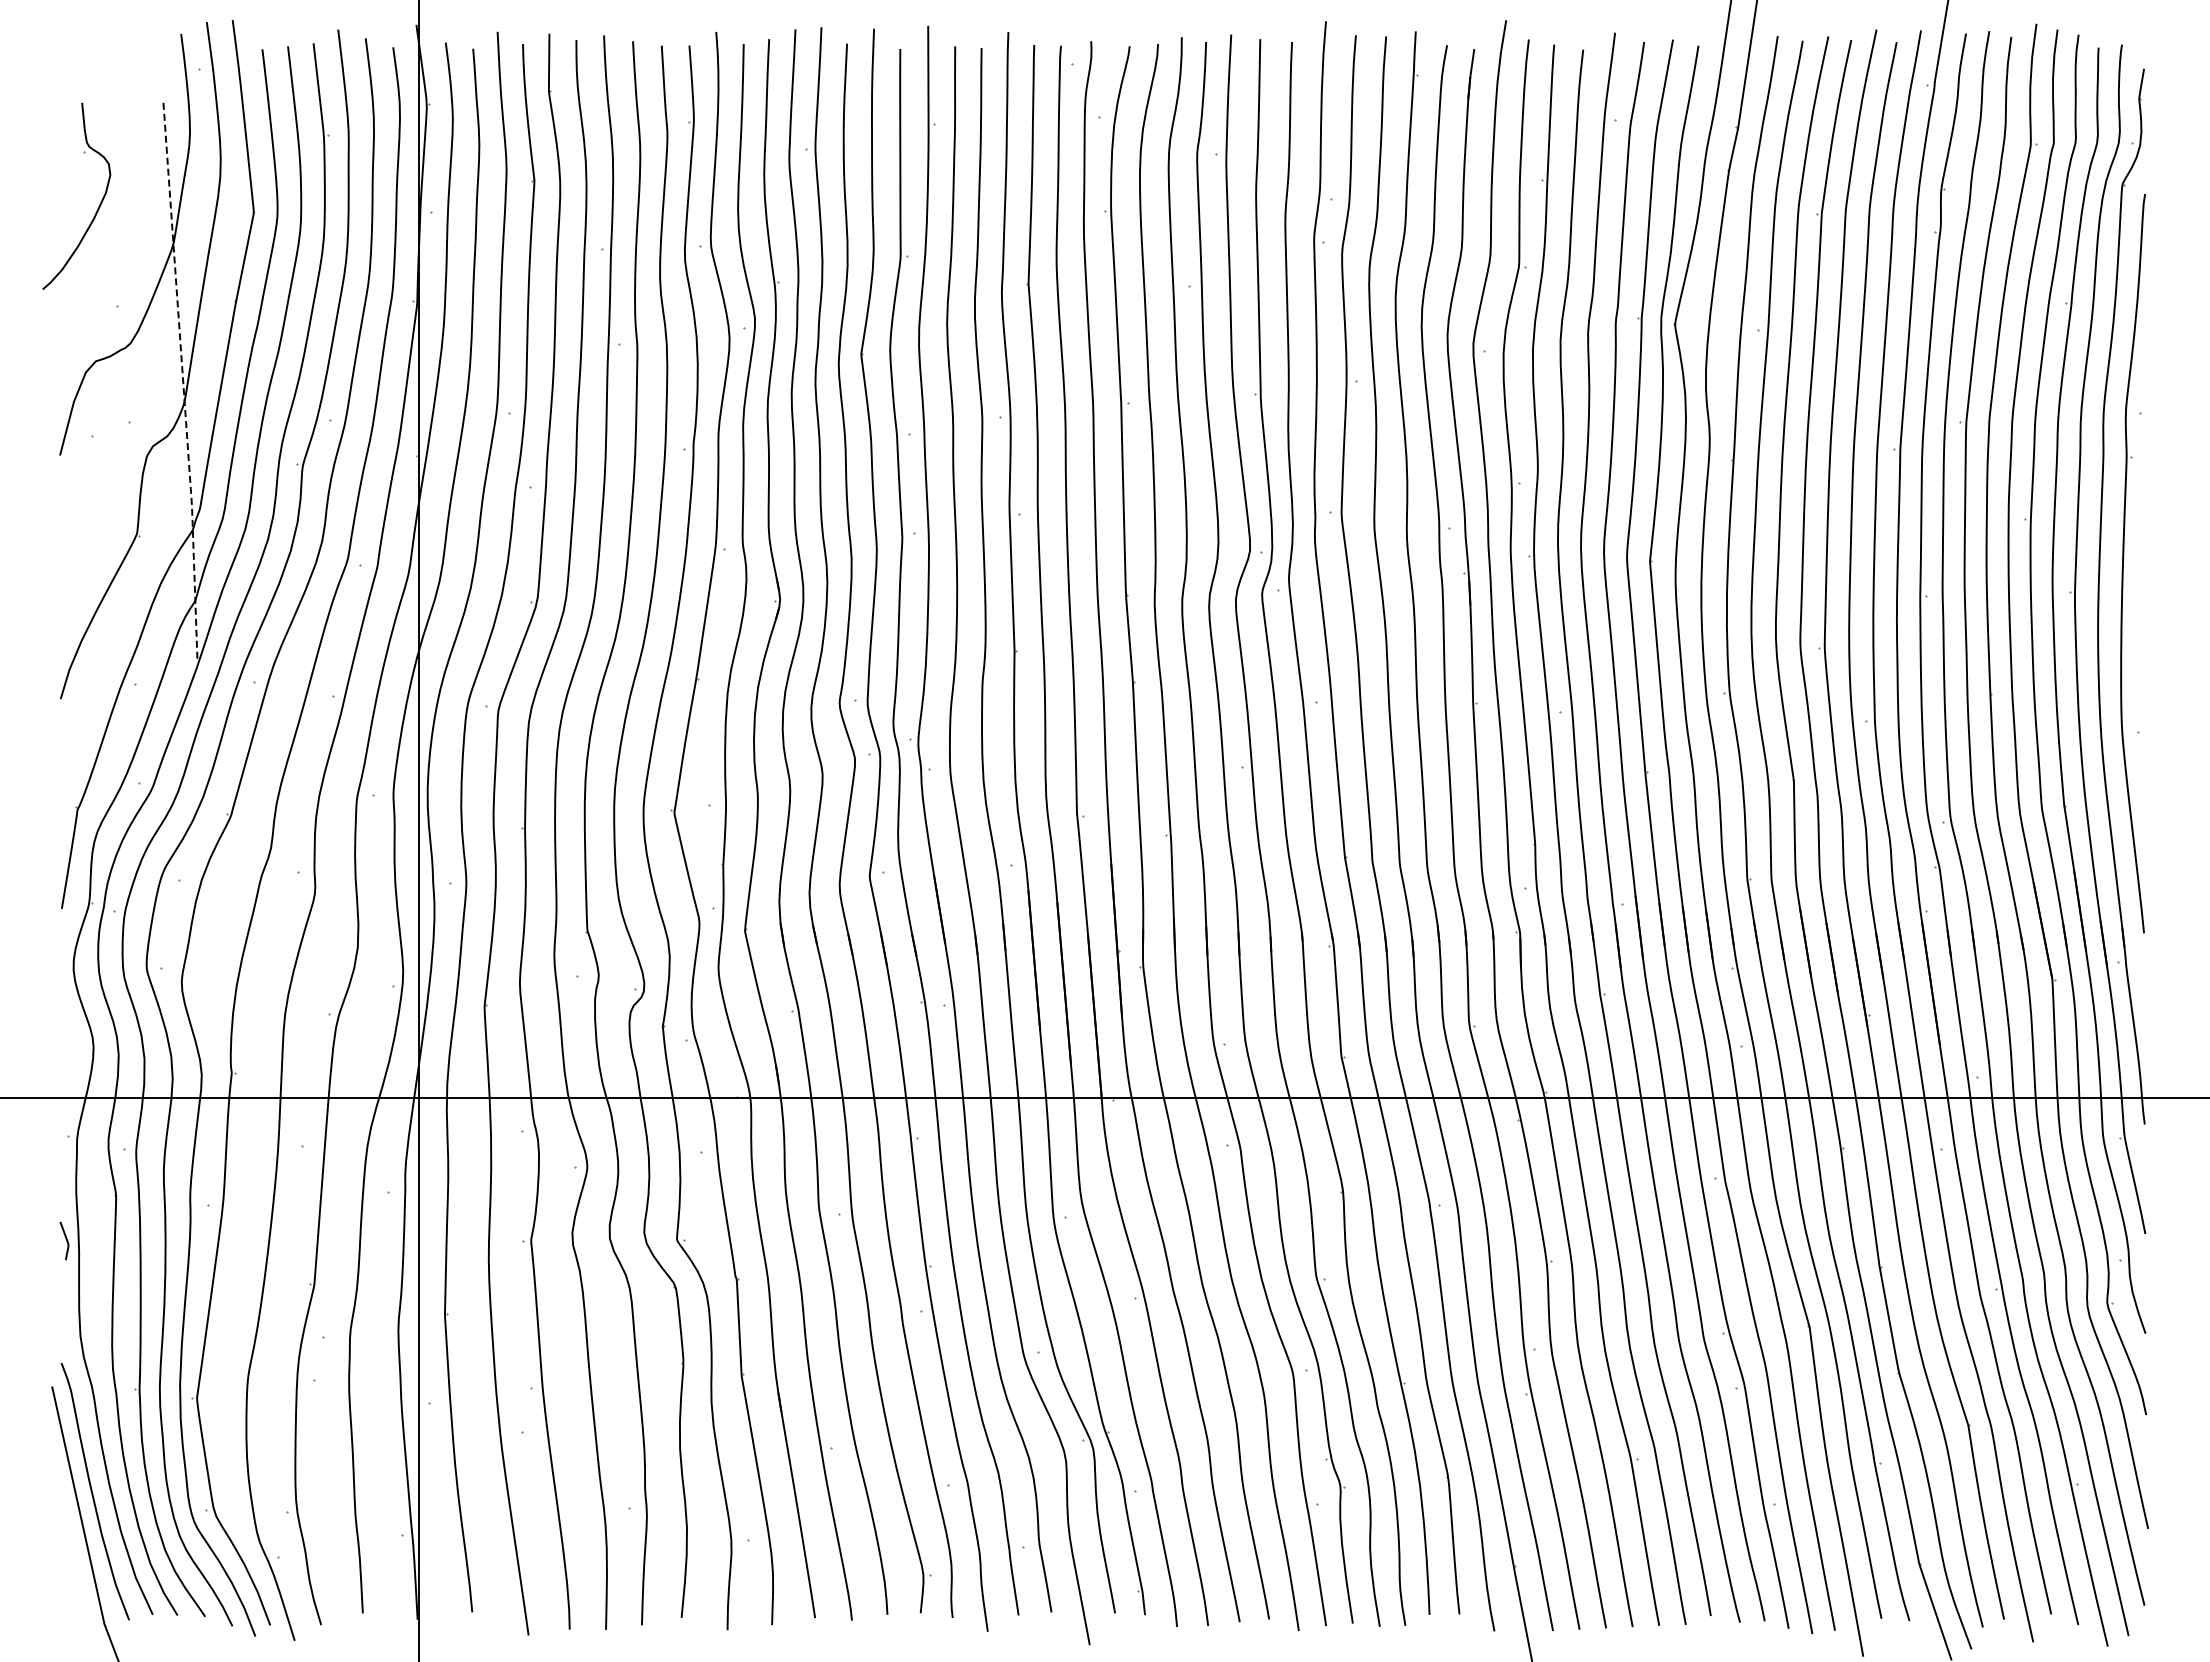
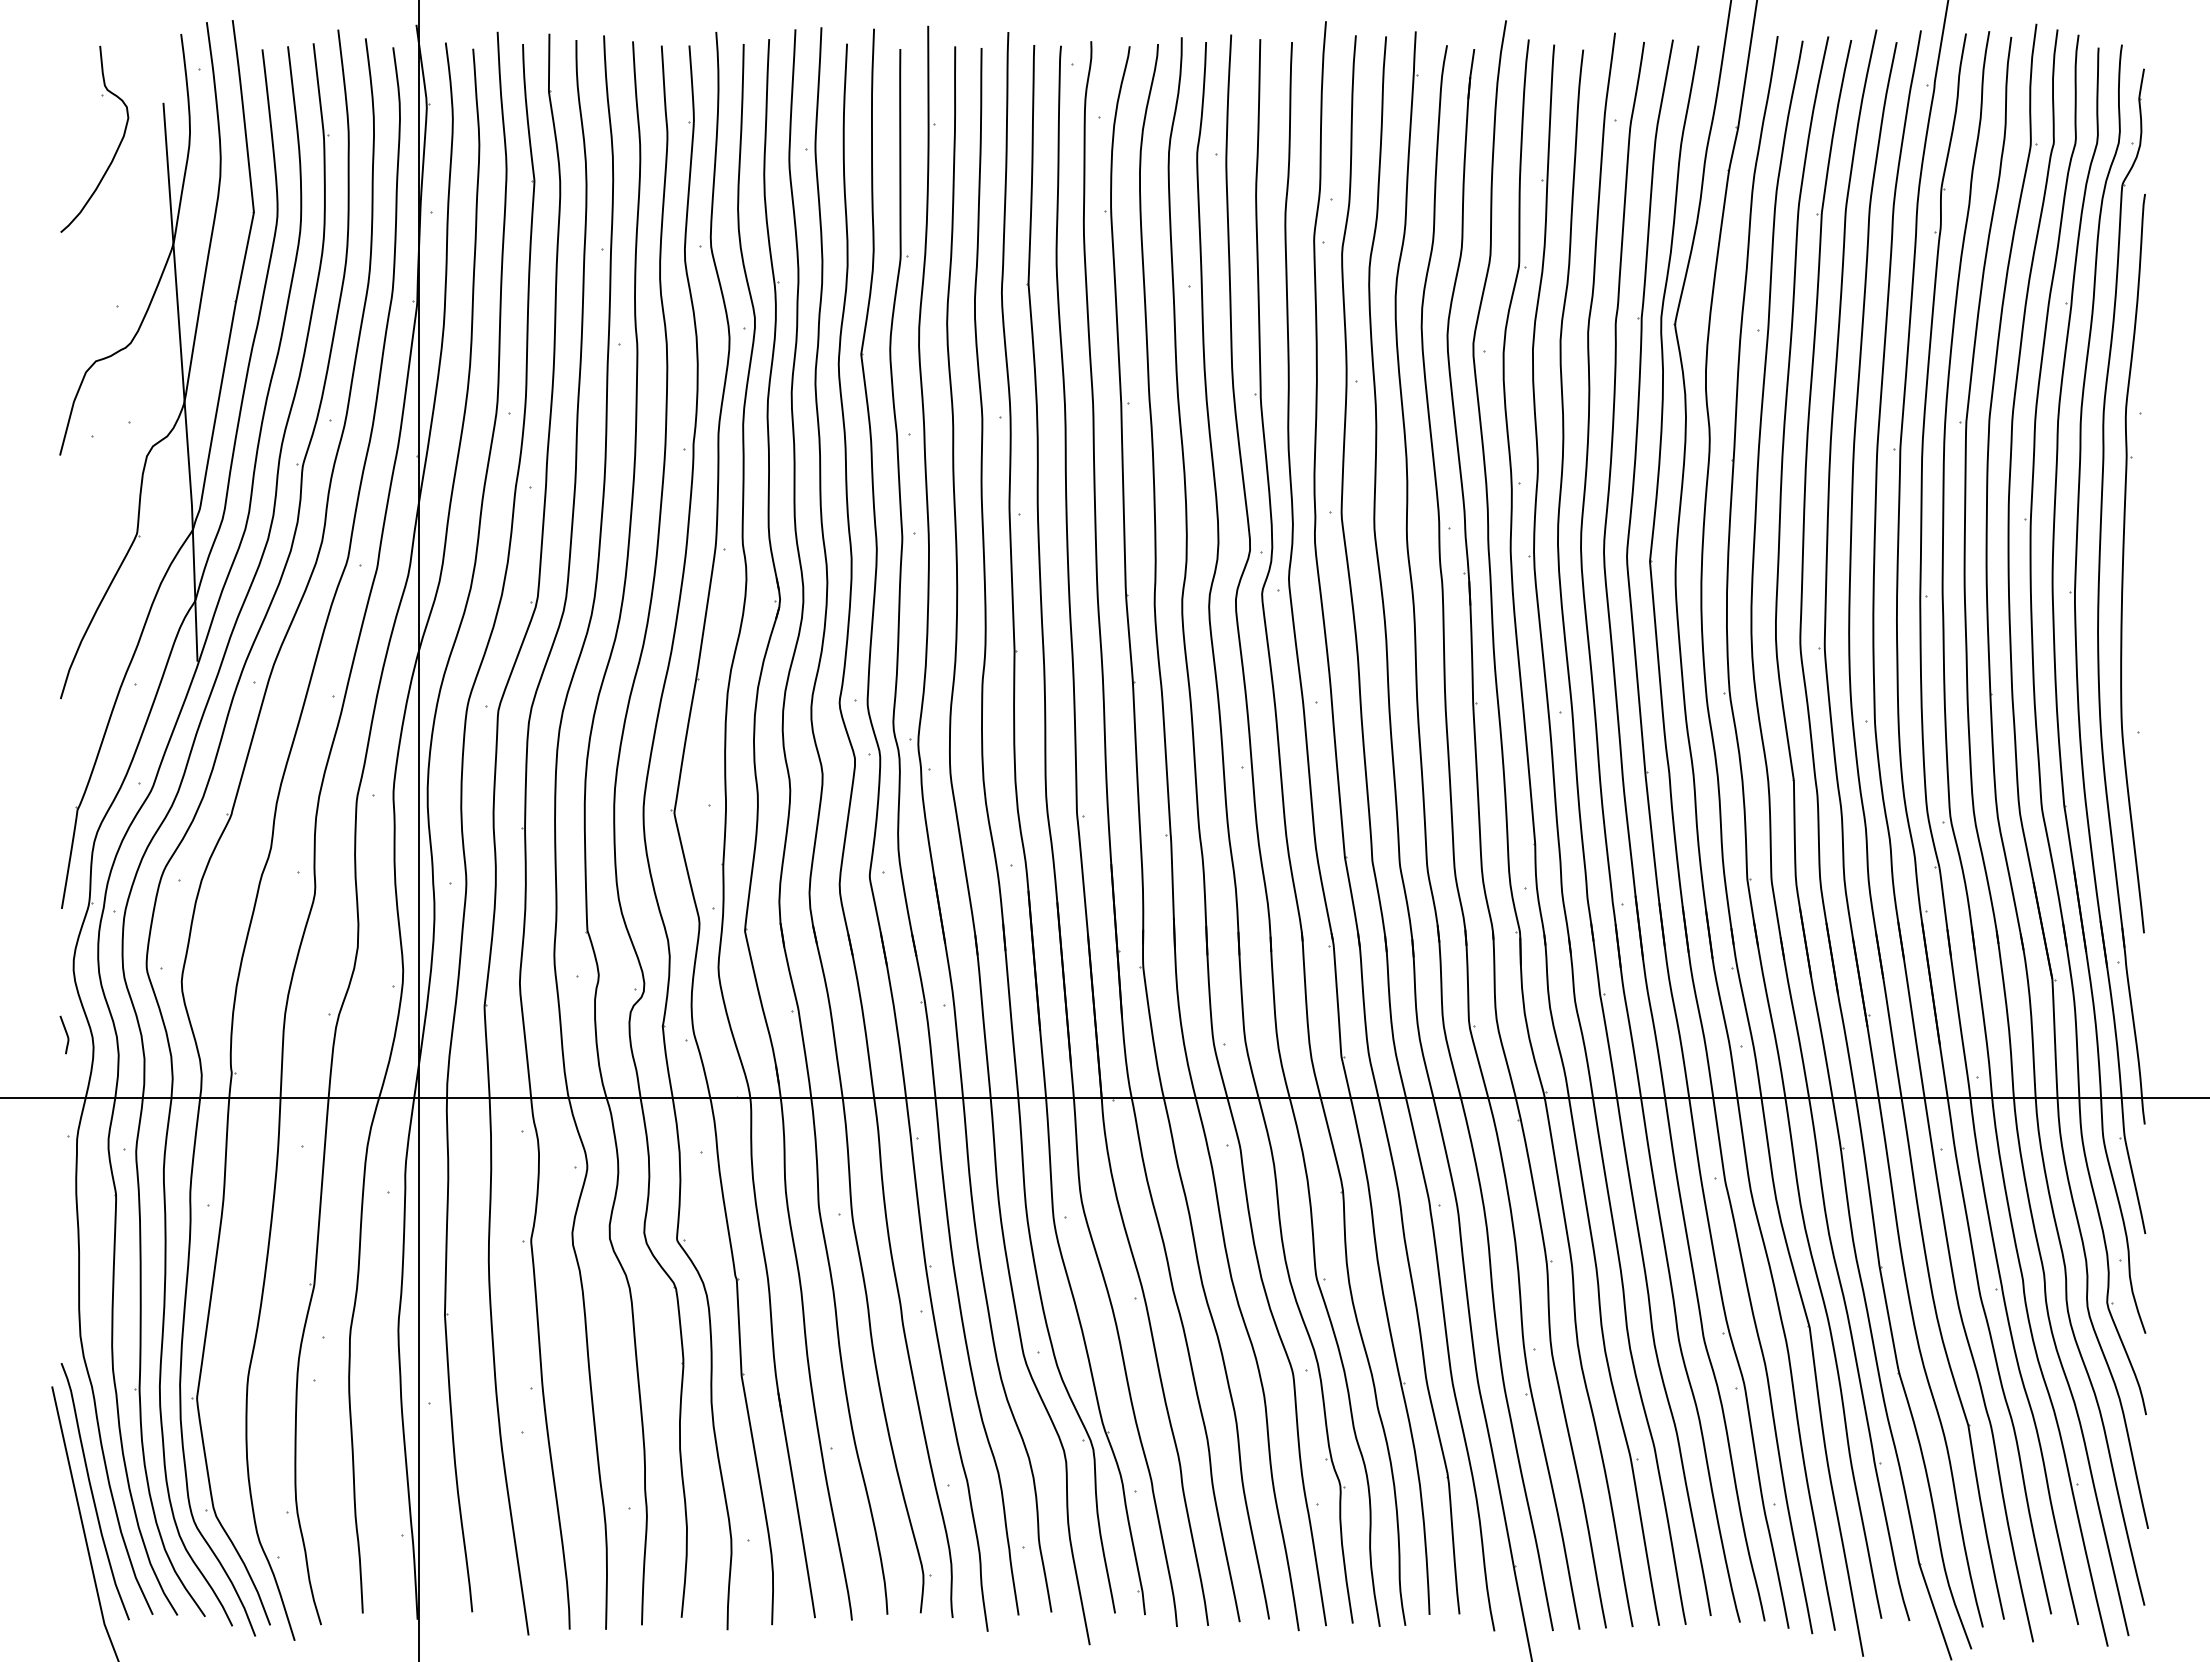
part position: (98, 206) -> (116, 149) (116, 149)
line: dashed -> solid (183, 383)
curve position: (65, 1239) -> (65, 1033) (65, 1033)
